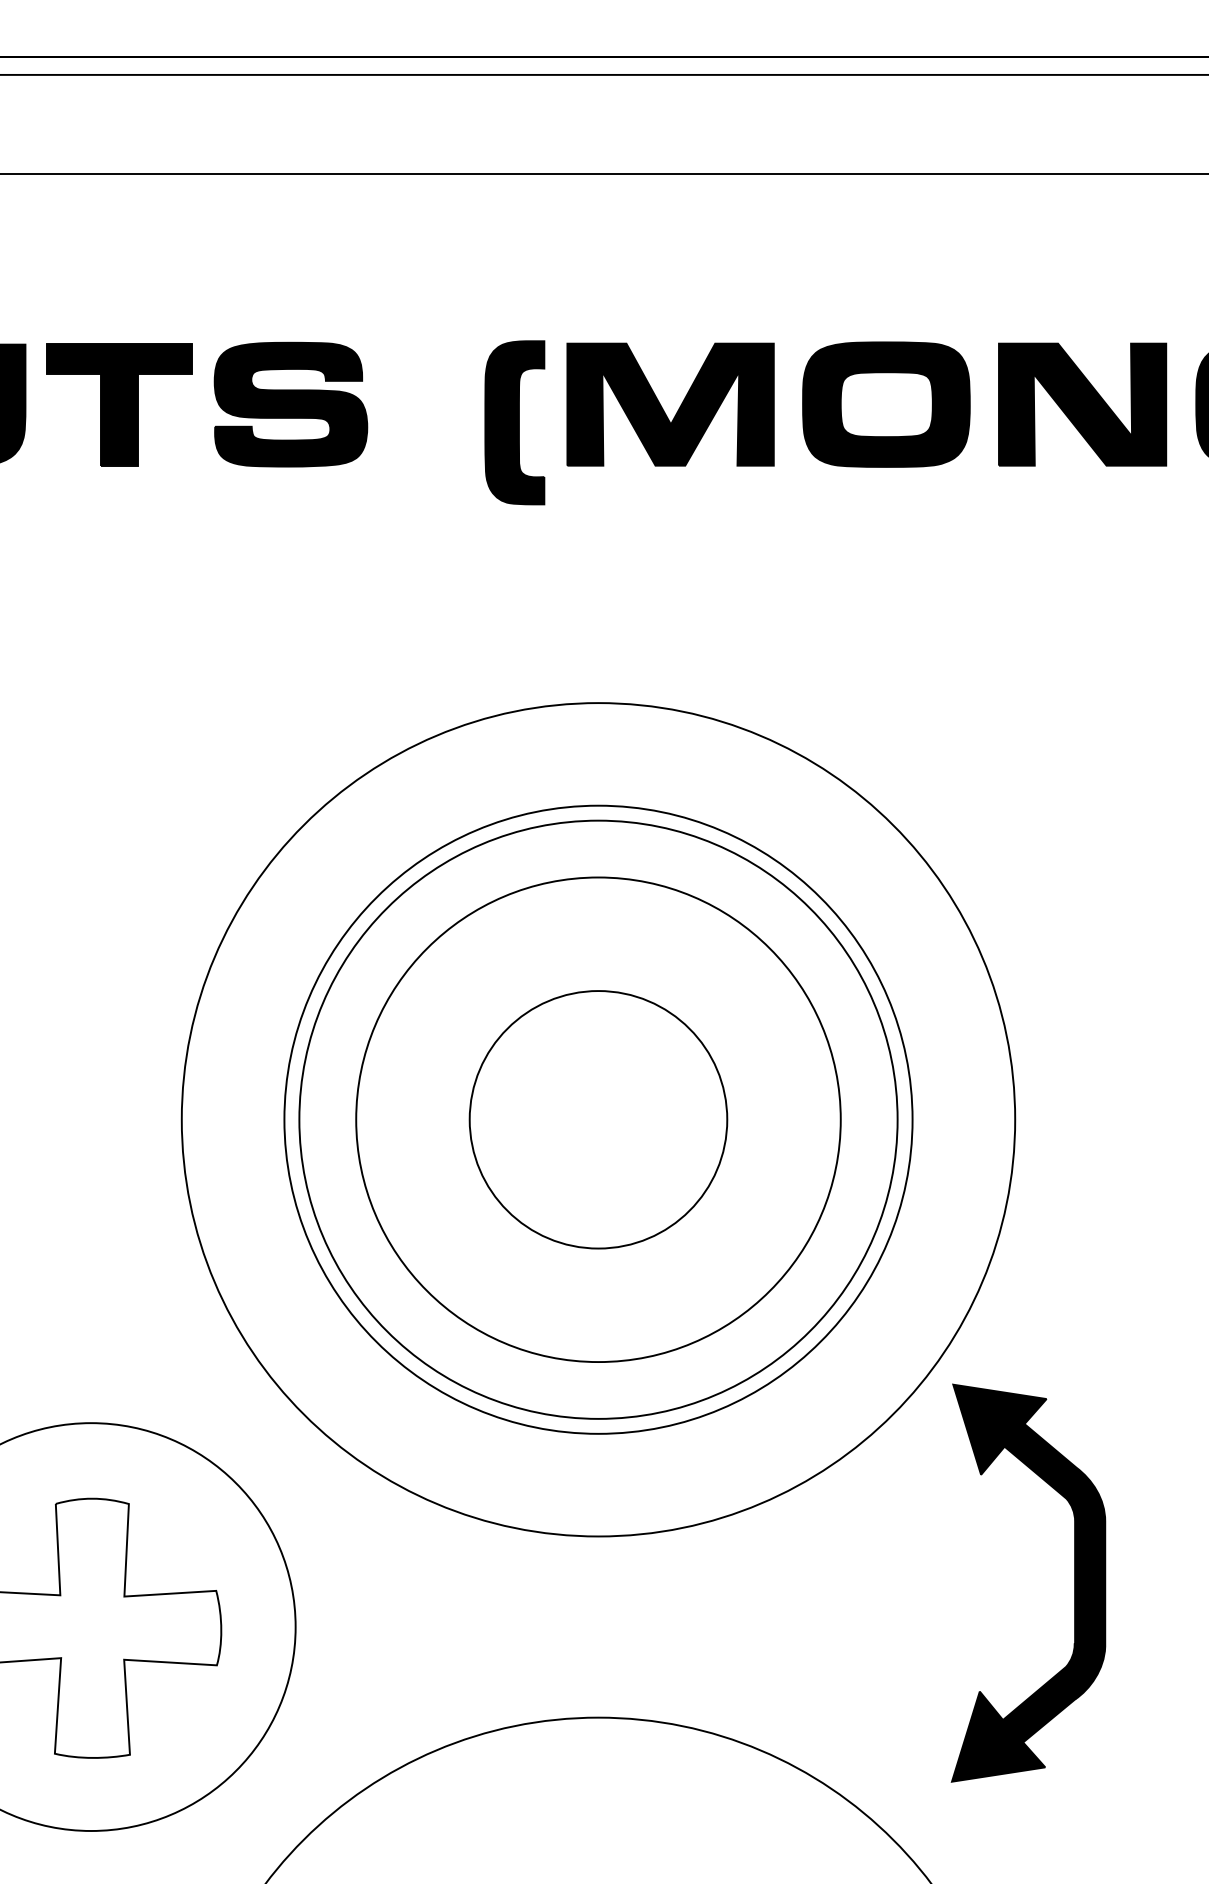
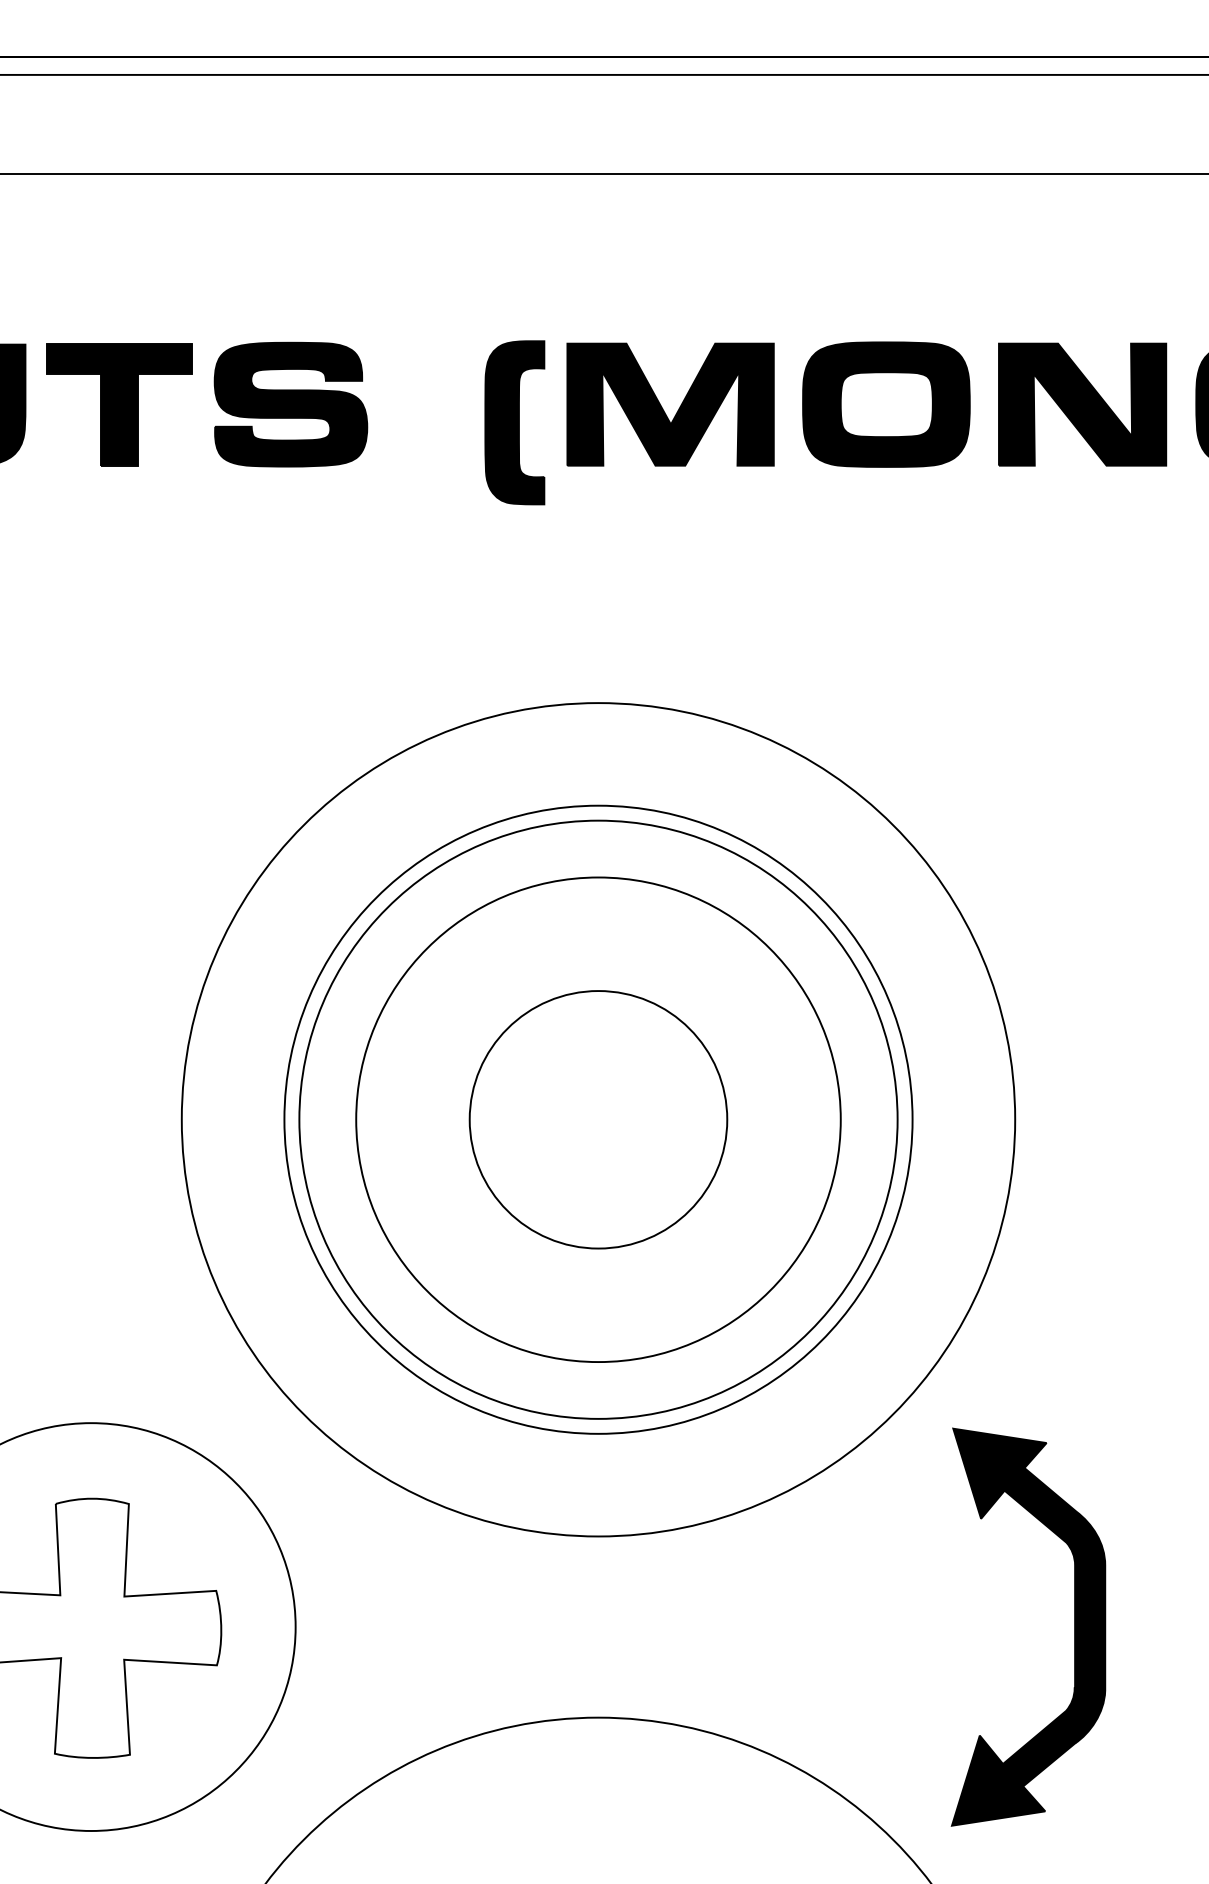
part position: (1074, 1582) -> (1074, 1626) (1074, 1626)
